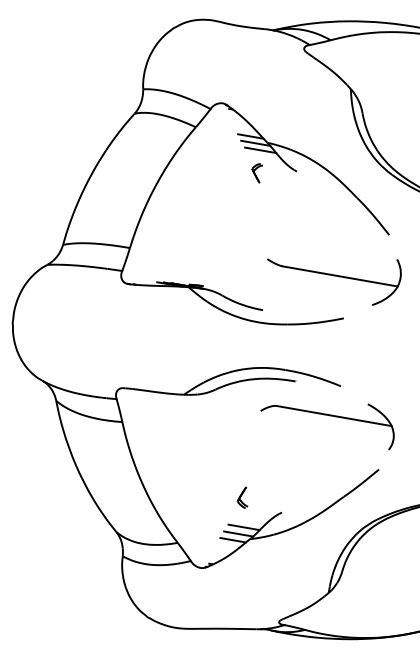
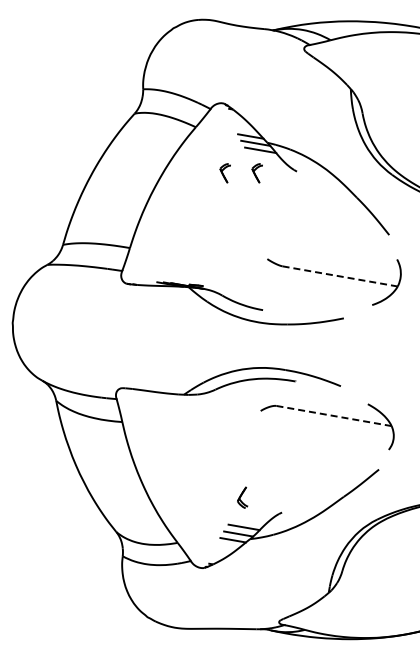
part: none -> present (224, 173)
line: solid -> dashed (340, 276)
line: solid -> dashed (334, 416)
